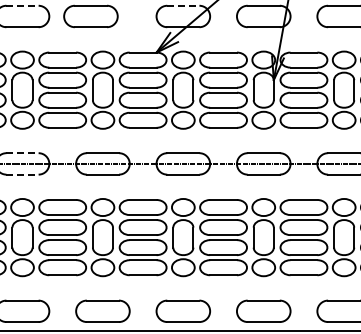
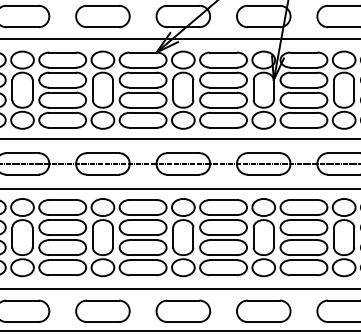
line: dashed -> solid (23, 5)
line: dashed -> solid (183, 5)
part position: (90, 16) -> (102, 16) (102, 16)
line: none -> present (179, 38)
line: none -> present (179, 139)
line: dashed -> solid (23, 153)
line: dashed -> solid (23, 174)
line: none -> present (179, 188)
line: none -> present (179, 289)
